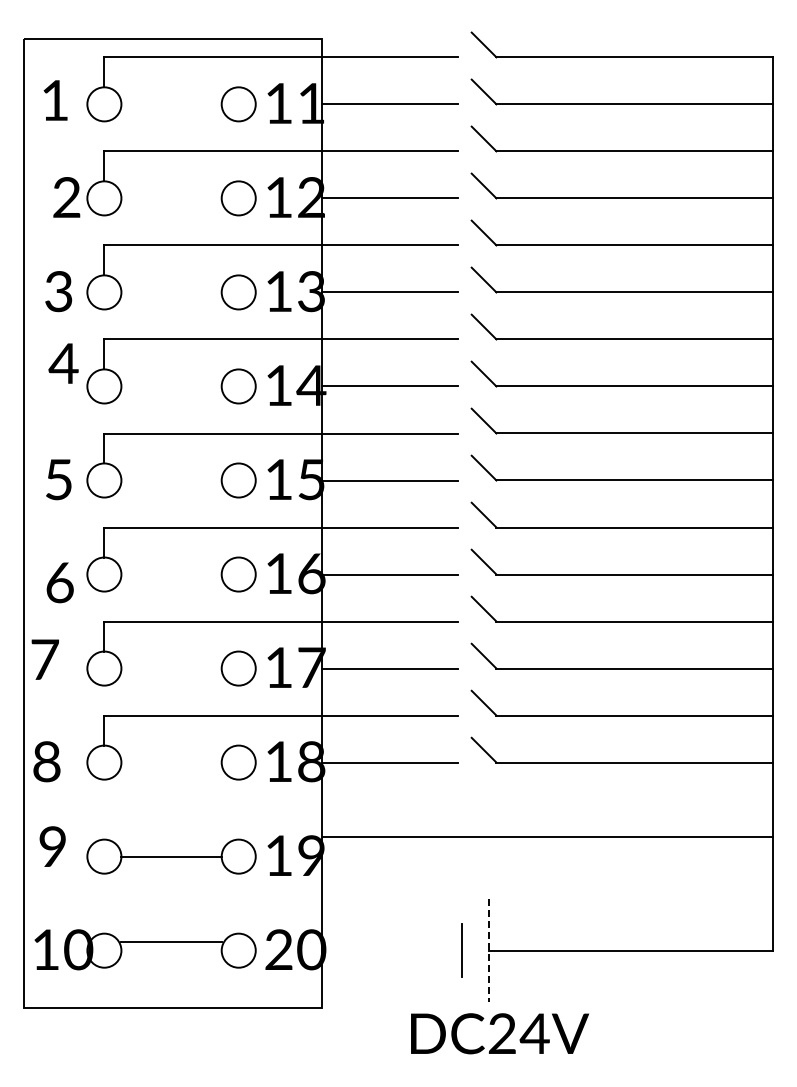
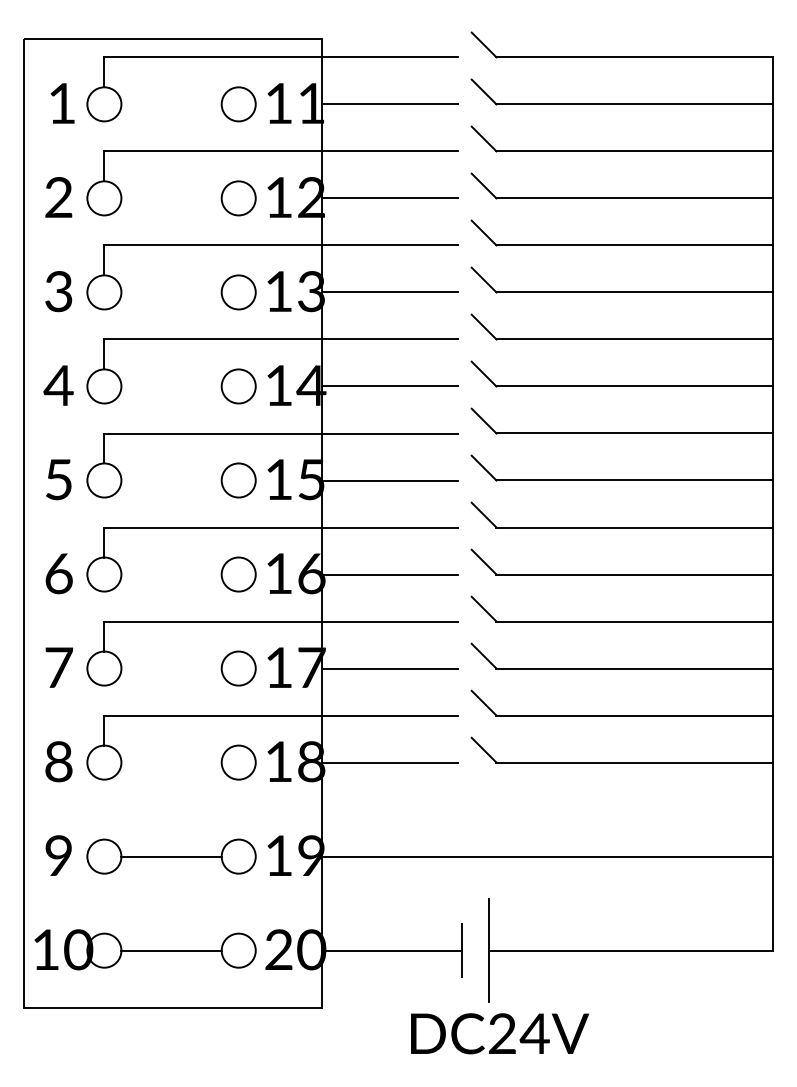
text position: (55, 100) -> (62, 103) (62, 103)
text position: (66, 197) -> (58, 197) (58, 197)
text position: (63, 363) -> (58, 385) (58, 385)
text position: (59, 582) -> (58, 573) (58, 573)
text position: (44, 659) -> (58, 667) (58, 667)
text position: (46, 761) -> (58, 761) (58, 761)
line position: (547, 836) -> (547, 856) (547, 856)
text position: (52, 846) -> (58, 855) (58, 855)
line position: (171, 941) -> (171, 950) (171, 950)
line: none -> present (391, 950)
line: dashed -> solid (489, 951)
